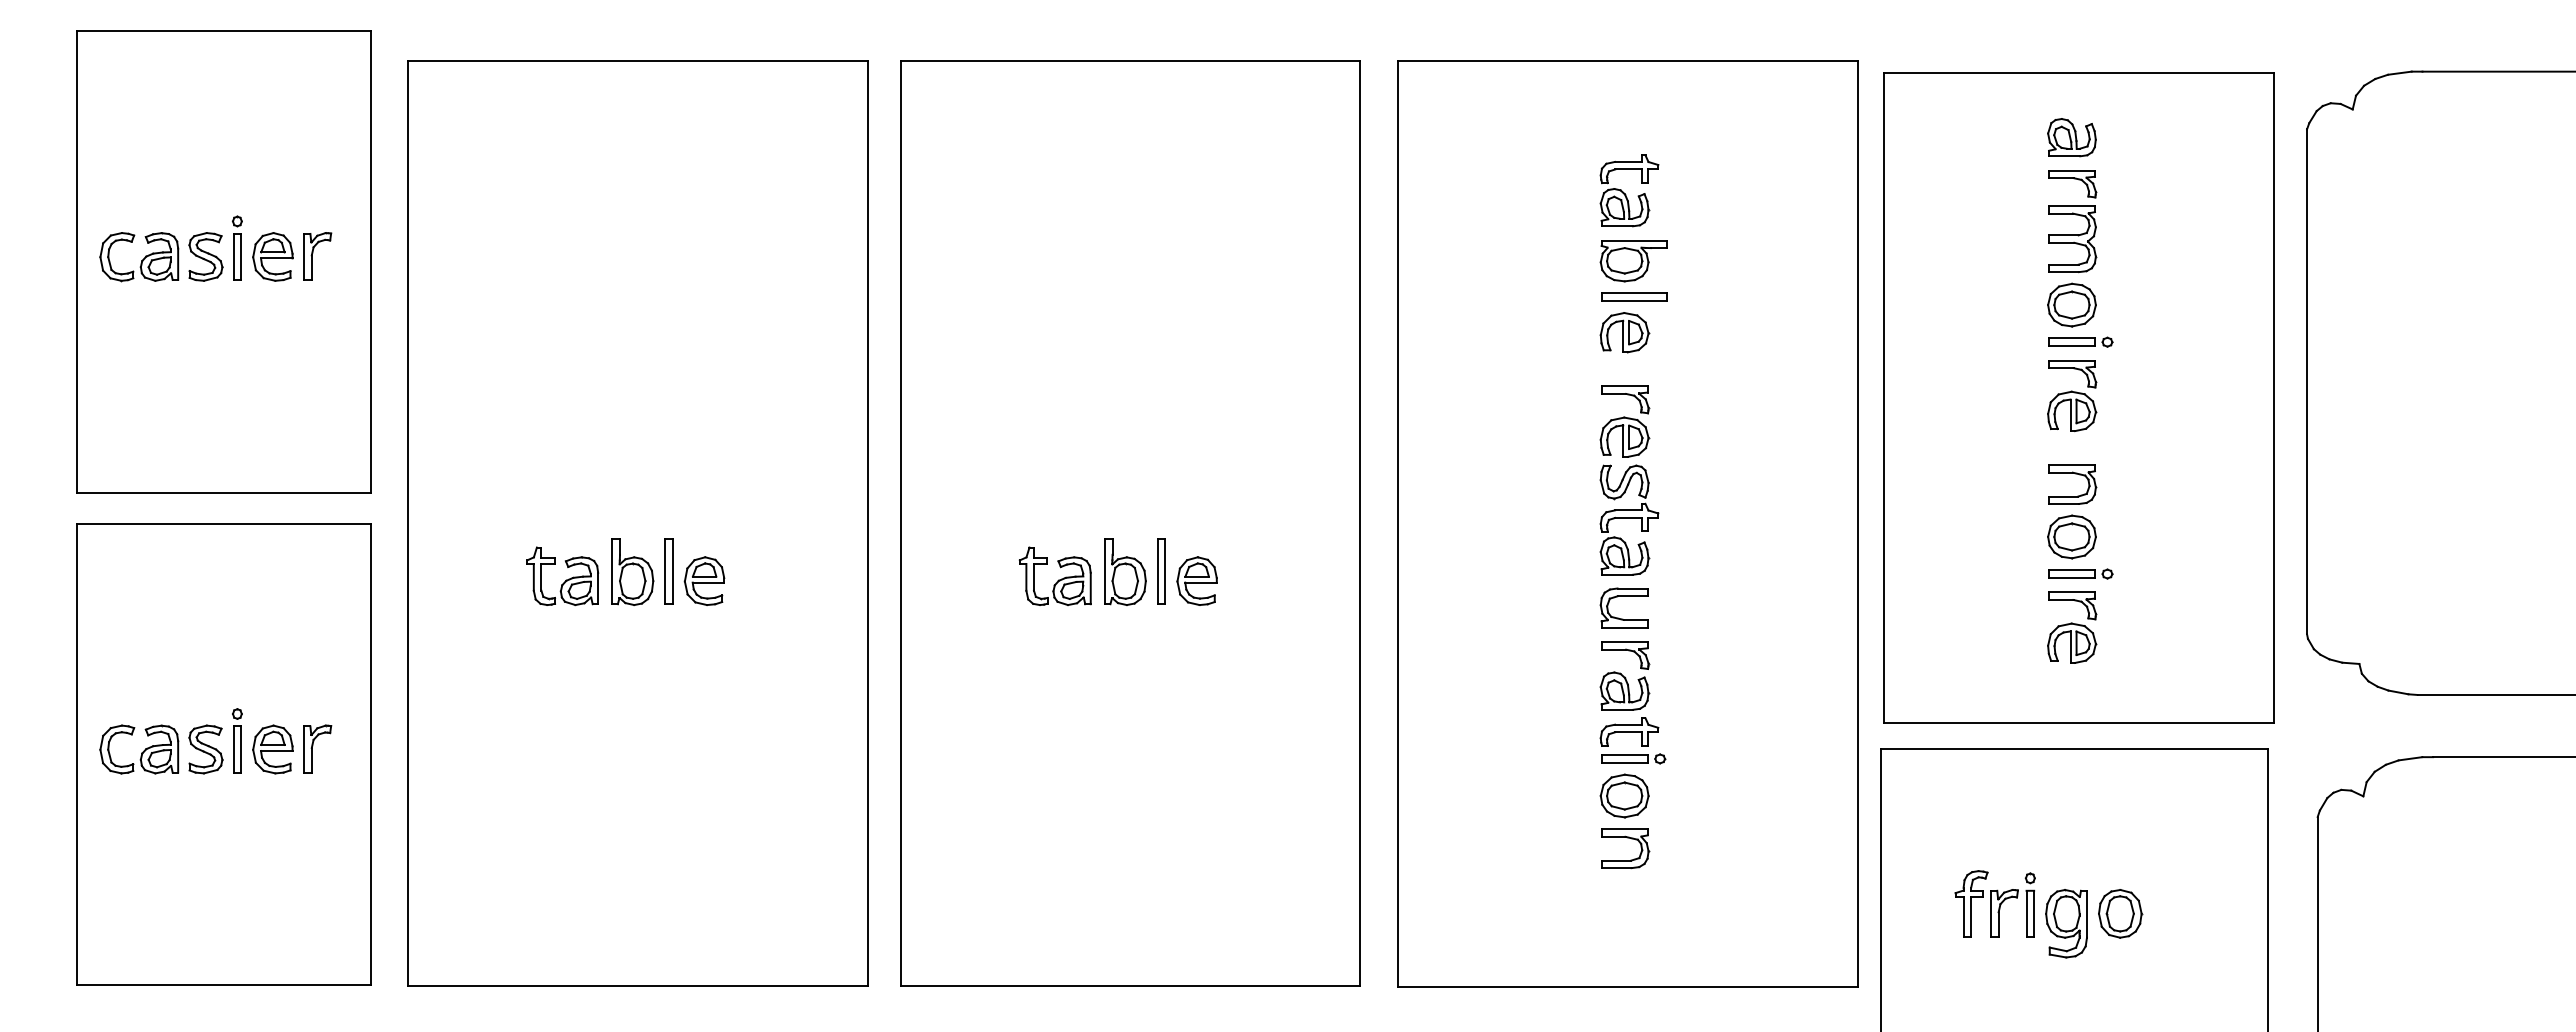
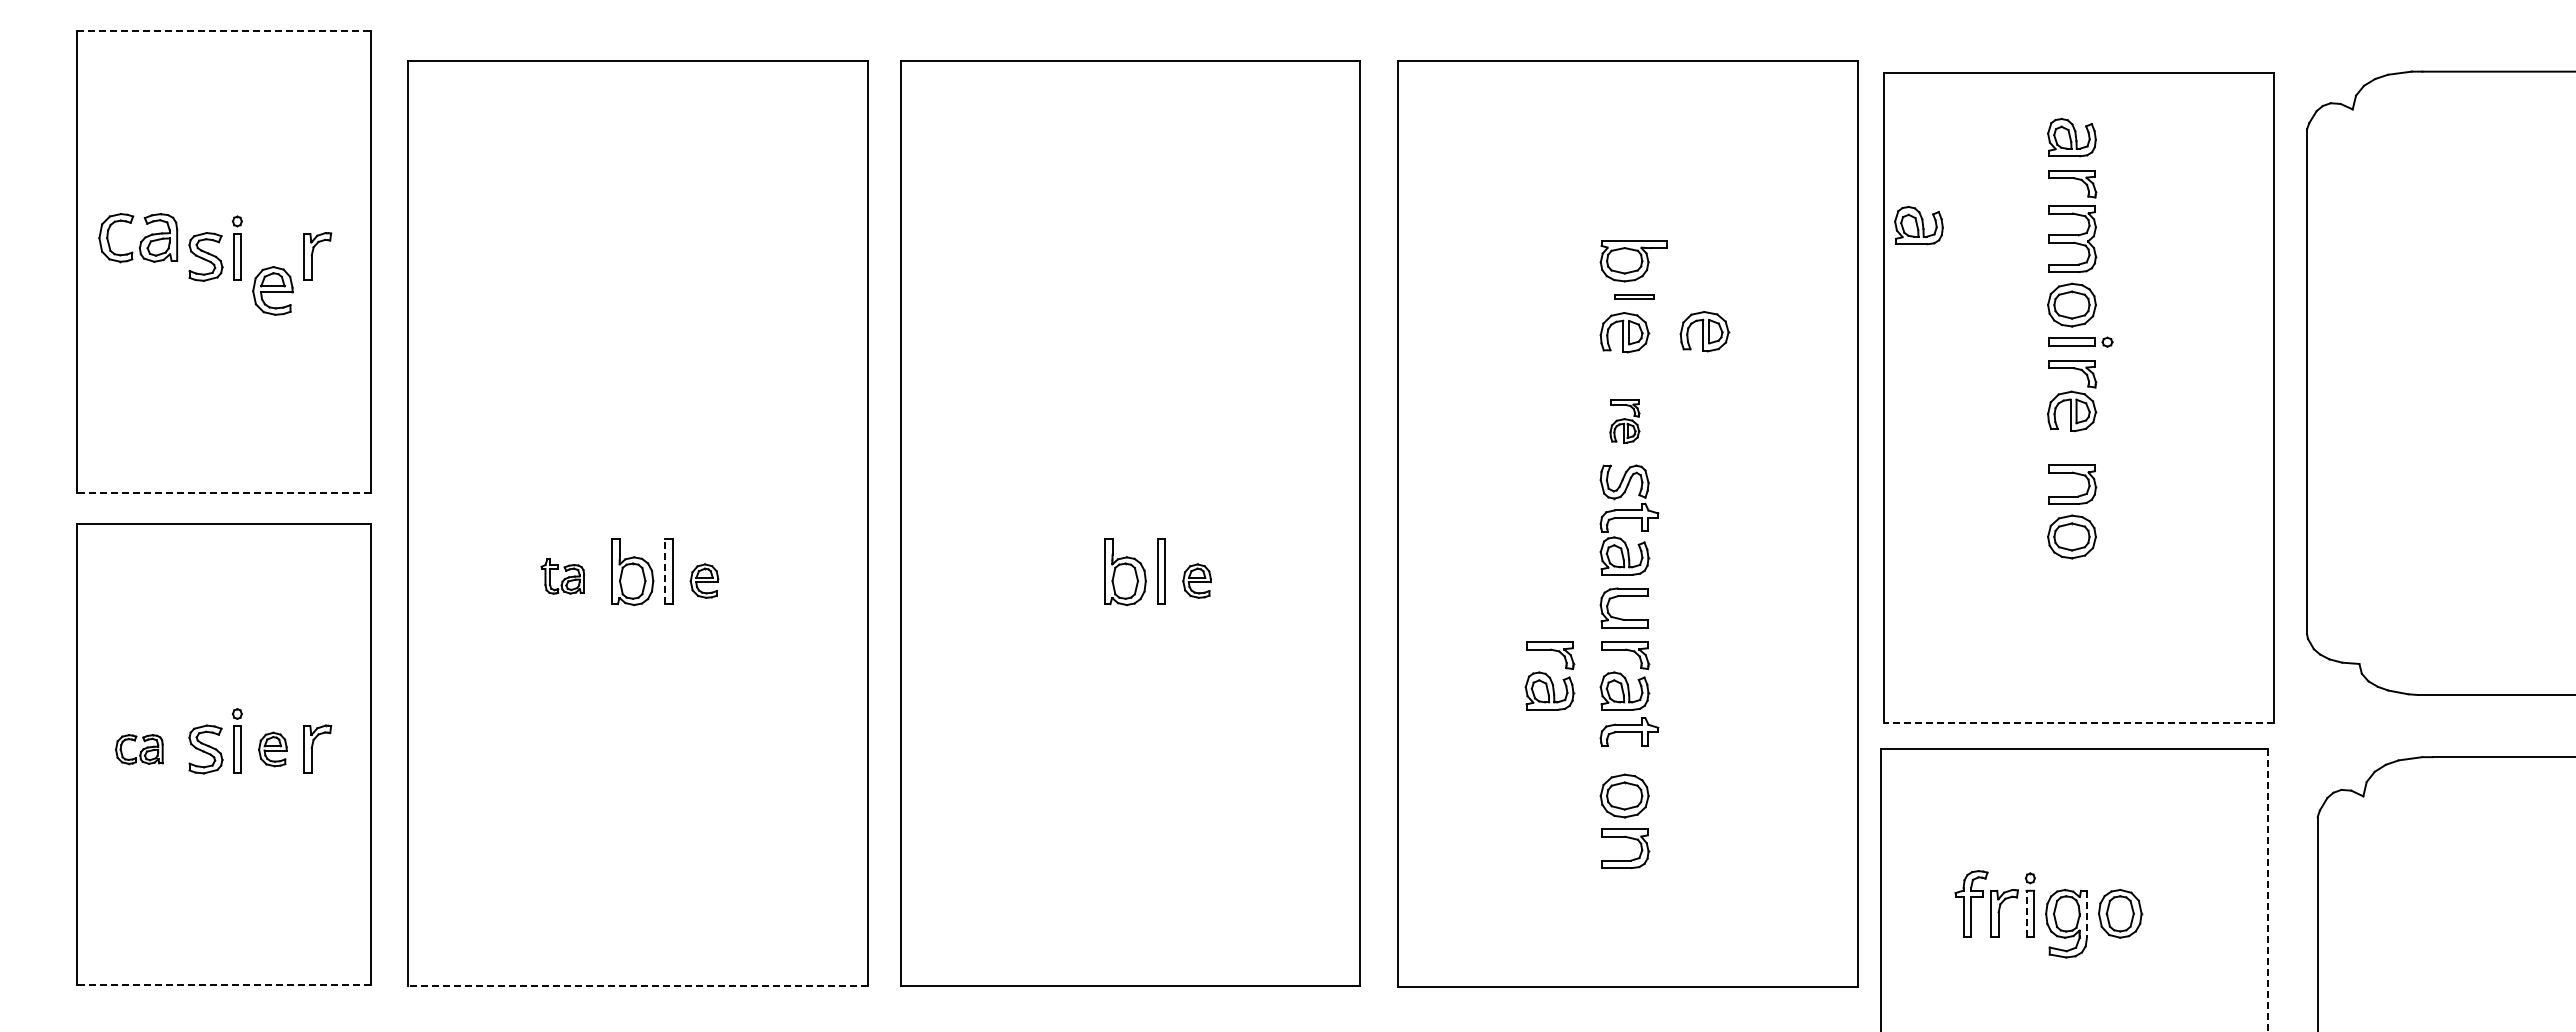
line: solid -> dashed (223, 31)
part: present -> none (1629, 190)
part: none -> present (1918, 225)
part position: (272, 256) -> (272, 290) (272, 290)
part position: (139, 257) -> (138, 238) (138, 238)
part size: 67x10 px -> 41x6 px (1634, 296)
part: none -> present (1704, 331)
part size: 52x73 px -> 32x45 px (1624, 421)
line: solid -> dashed (223, 492)
line: solid -> dashed (665, 571)
part: present -> none (2080, 573)
part: present -> none (1054, 575)
part size: 74x61 px -> 45x37 px (562, 576)
part size: 43x50 px -> 31x36 px (704, 580)
part size: 42x50 px -> 30x36 px (1196, 580)
part: present -> none (2072, 627)
part: none -> present (1549, 675)
line: solid -> dashed (2078, 722)
part size: 81x51 px -> 49x32 px (139, 749)
part size: 42x51 px -> 30x37 px (272, 749)
part: present -> none (1633, 758)
line: solid -> dashed (2267, 890)
line: solid -> dashed (2026, 913)
line: solid -> dashed (2086, 914)
line: solid -> dashed (223, 985)
line: solid -> dashed (638, 986)
